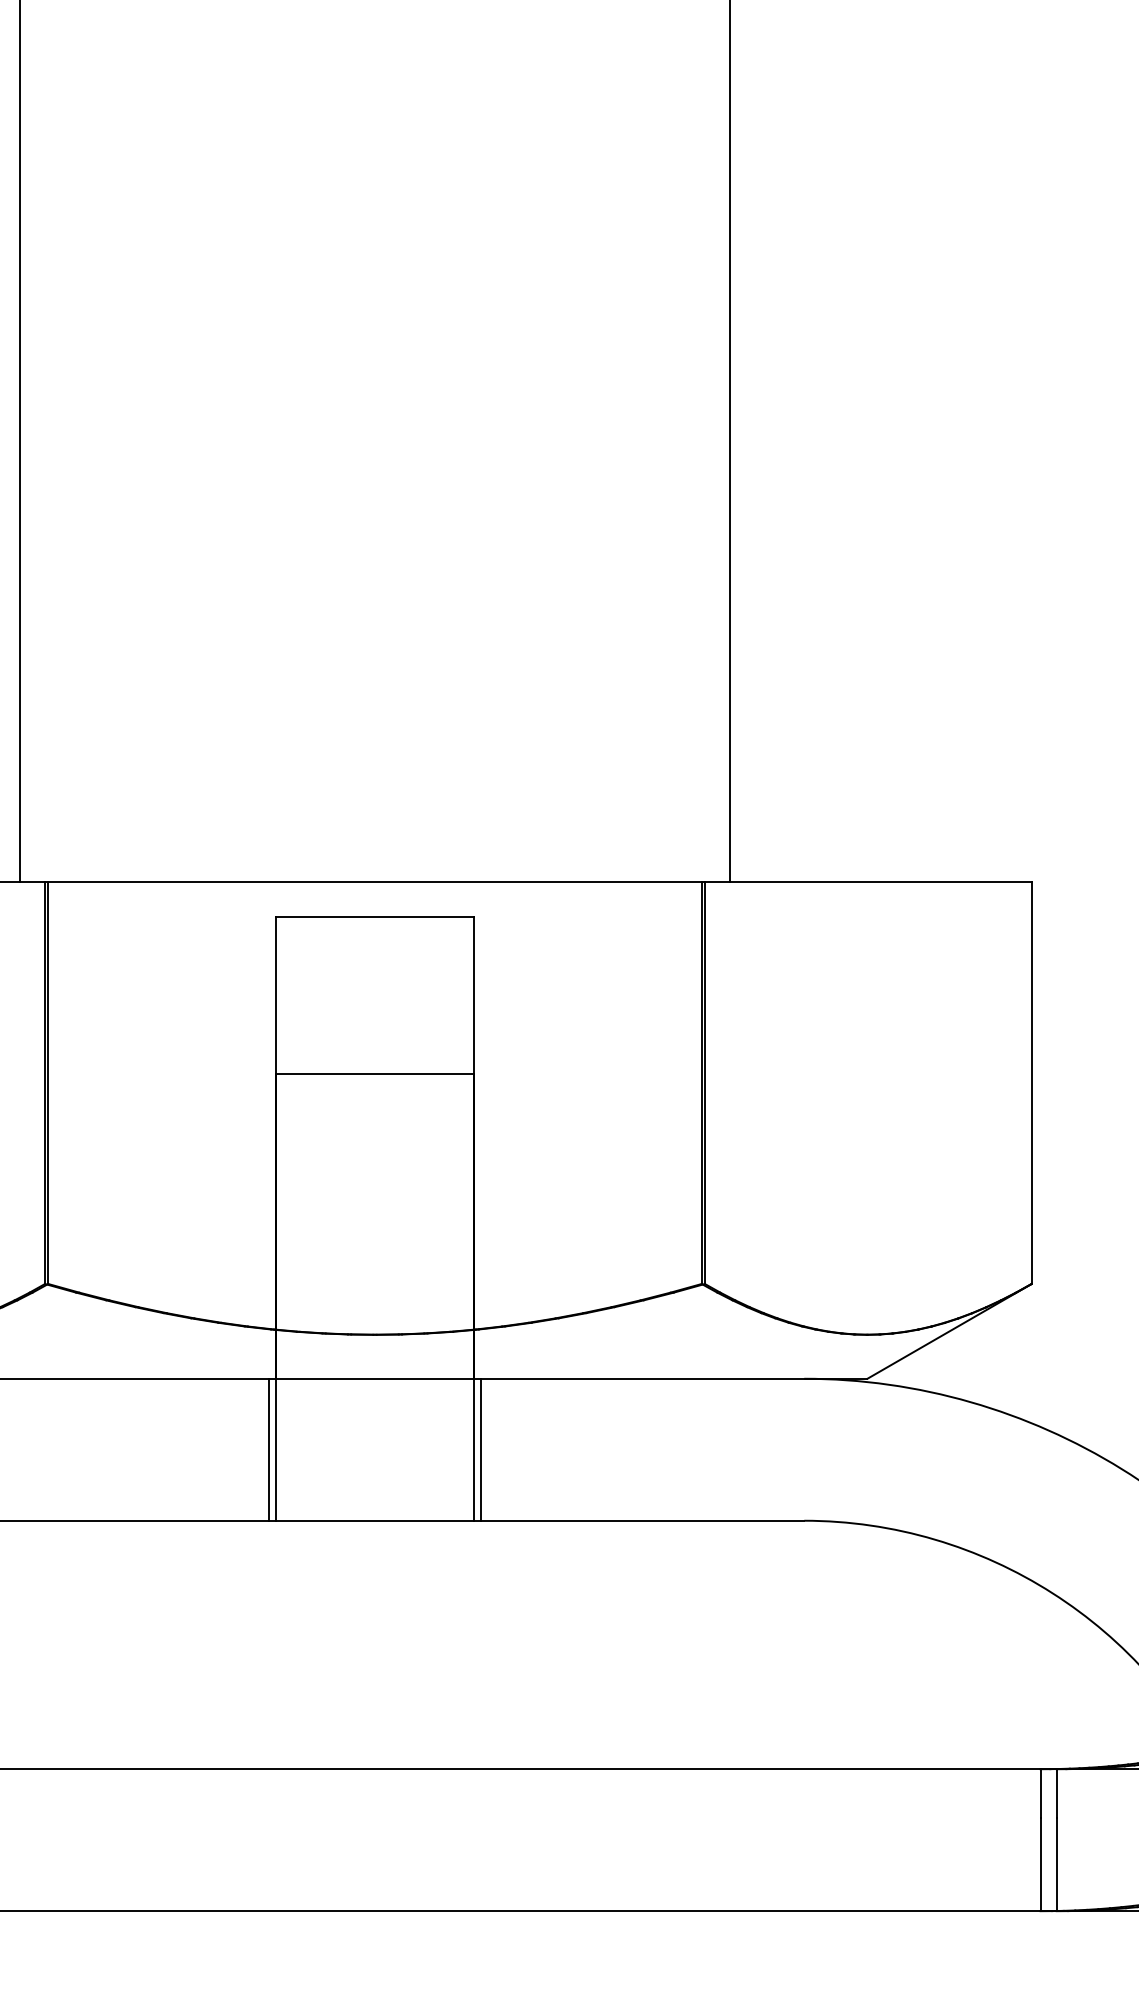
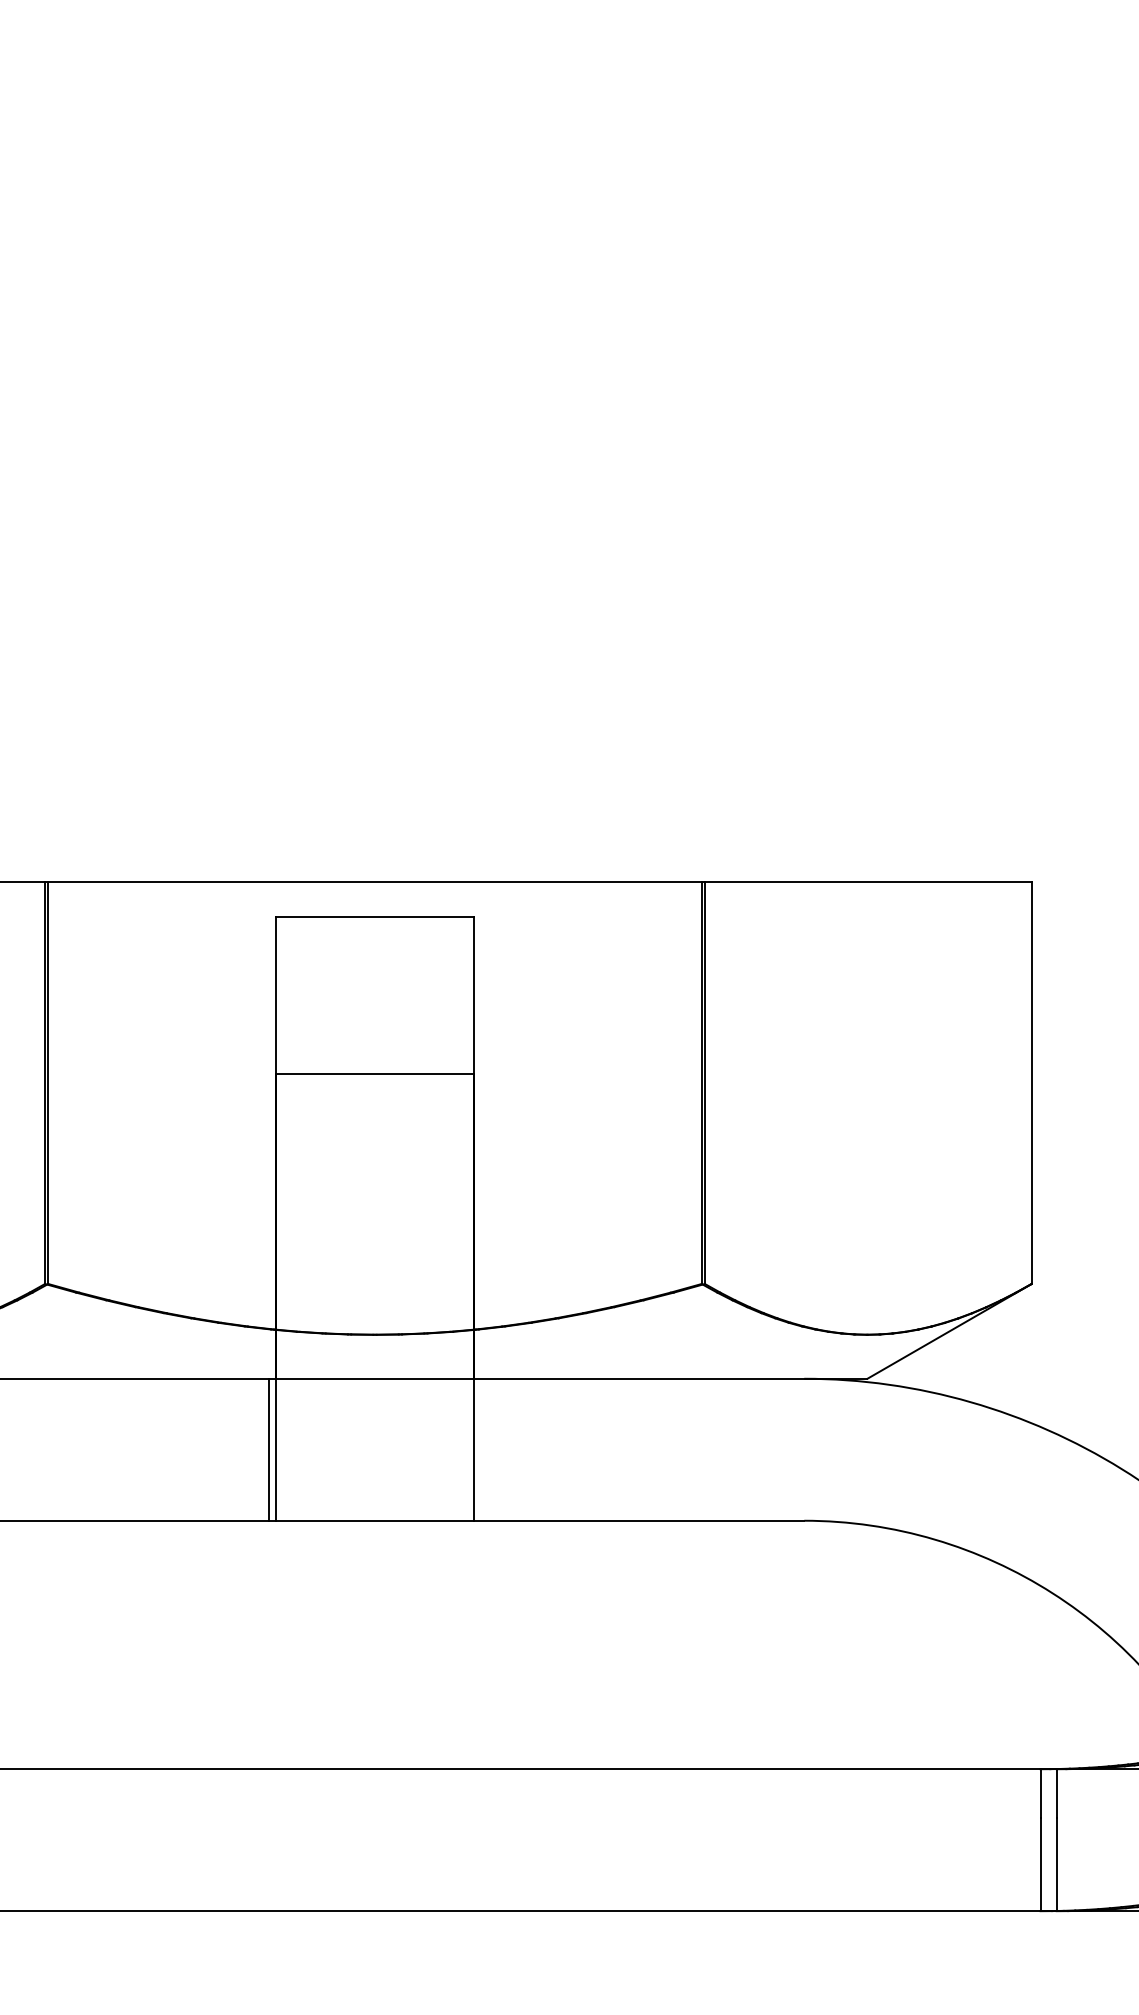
line: present -> none (20, 441)
line: present -> none (729, 441)
line: present -> none (481, 1449)
